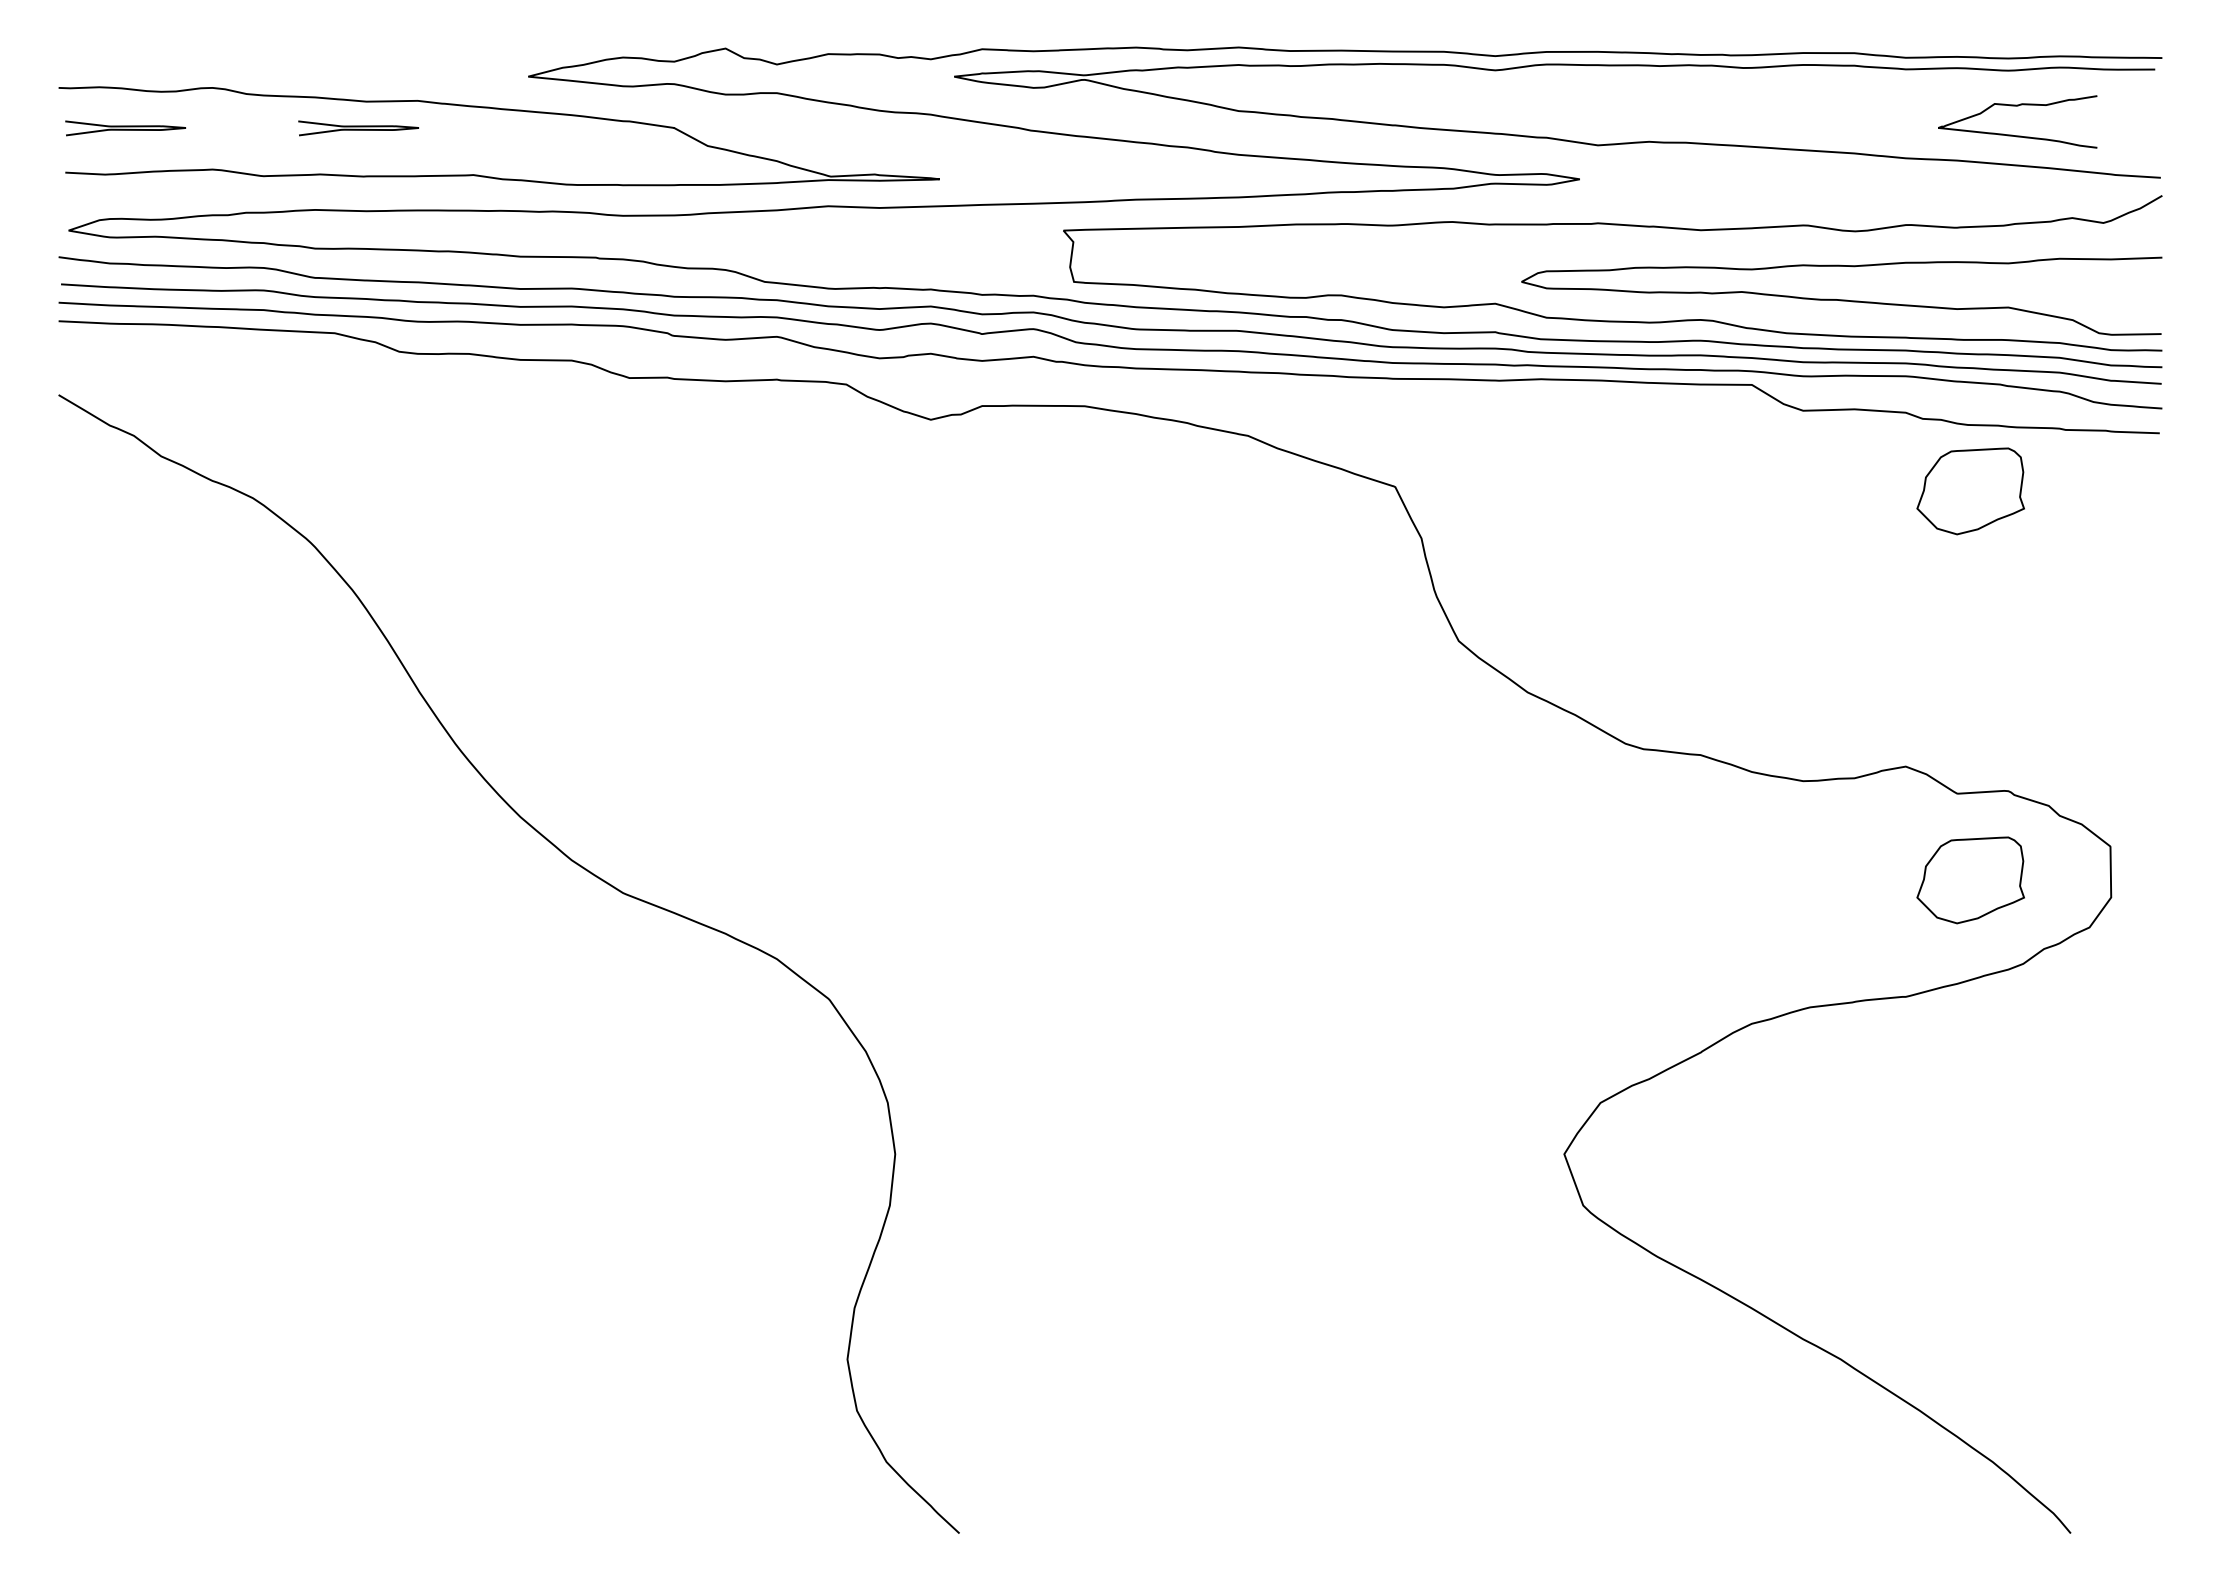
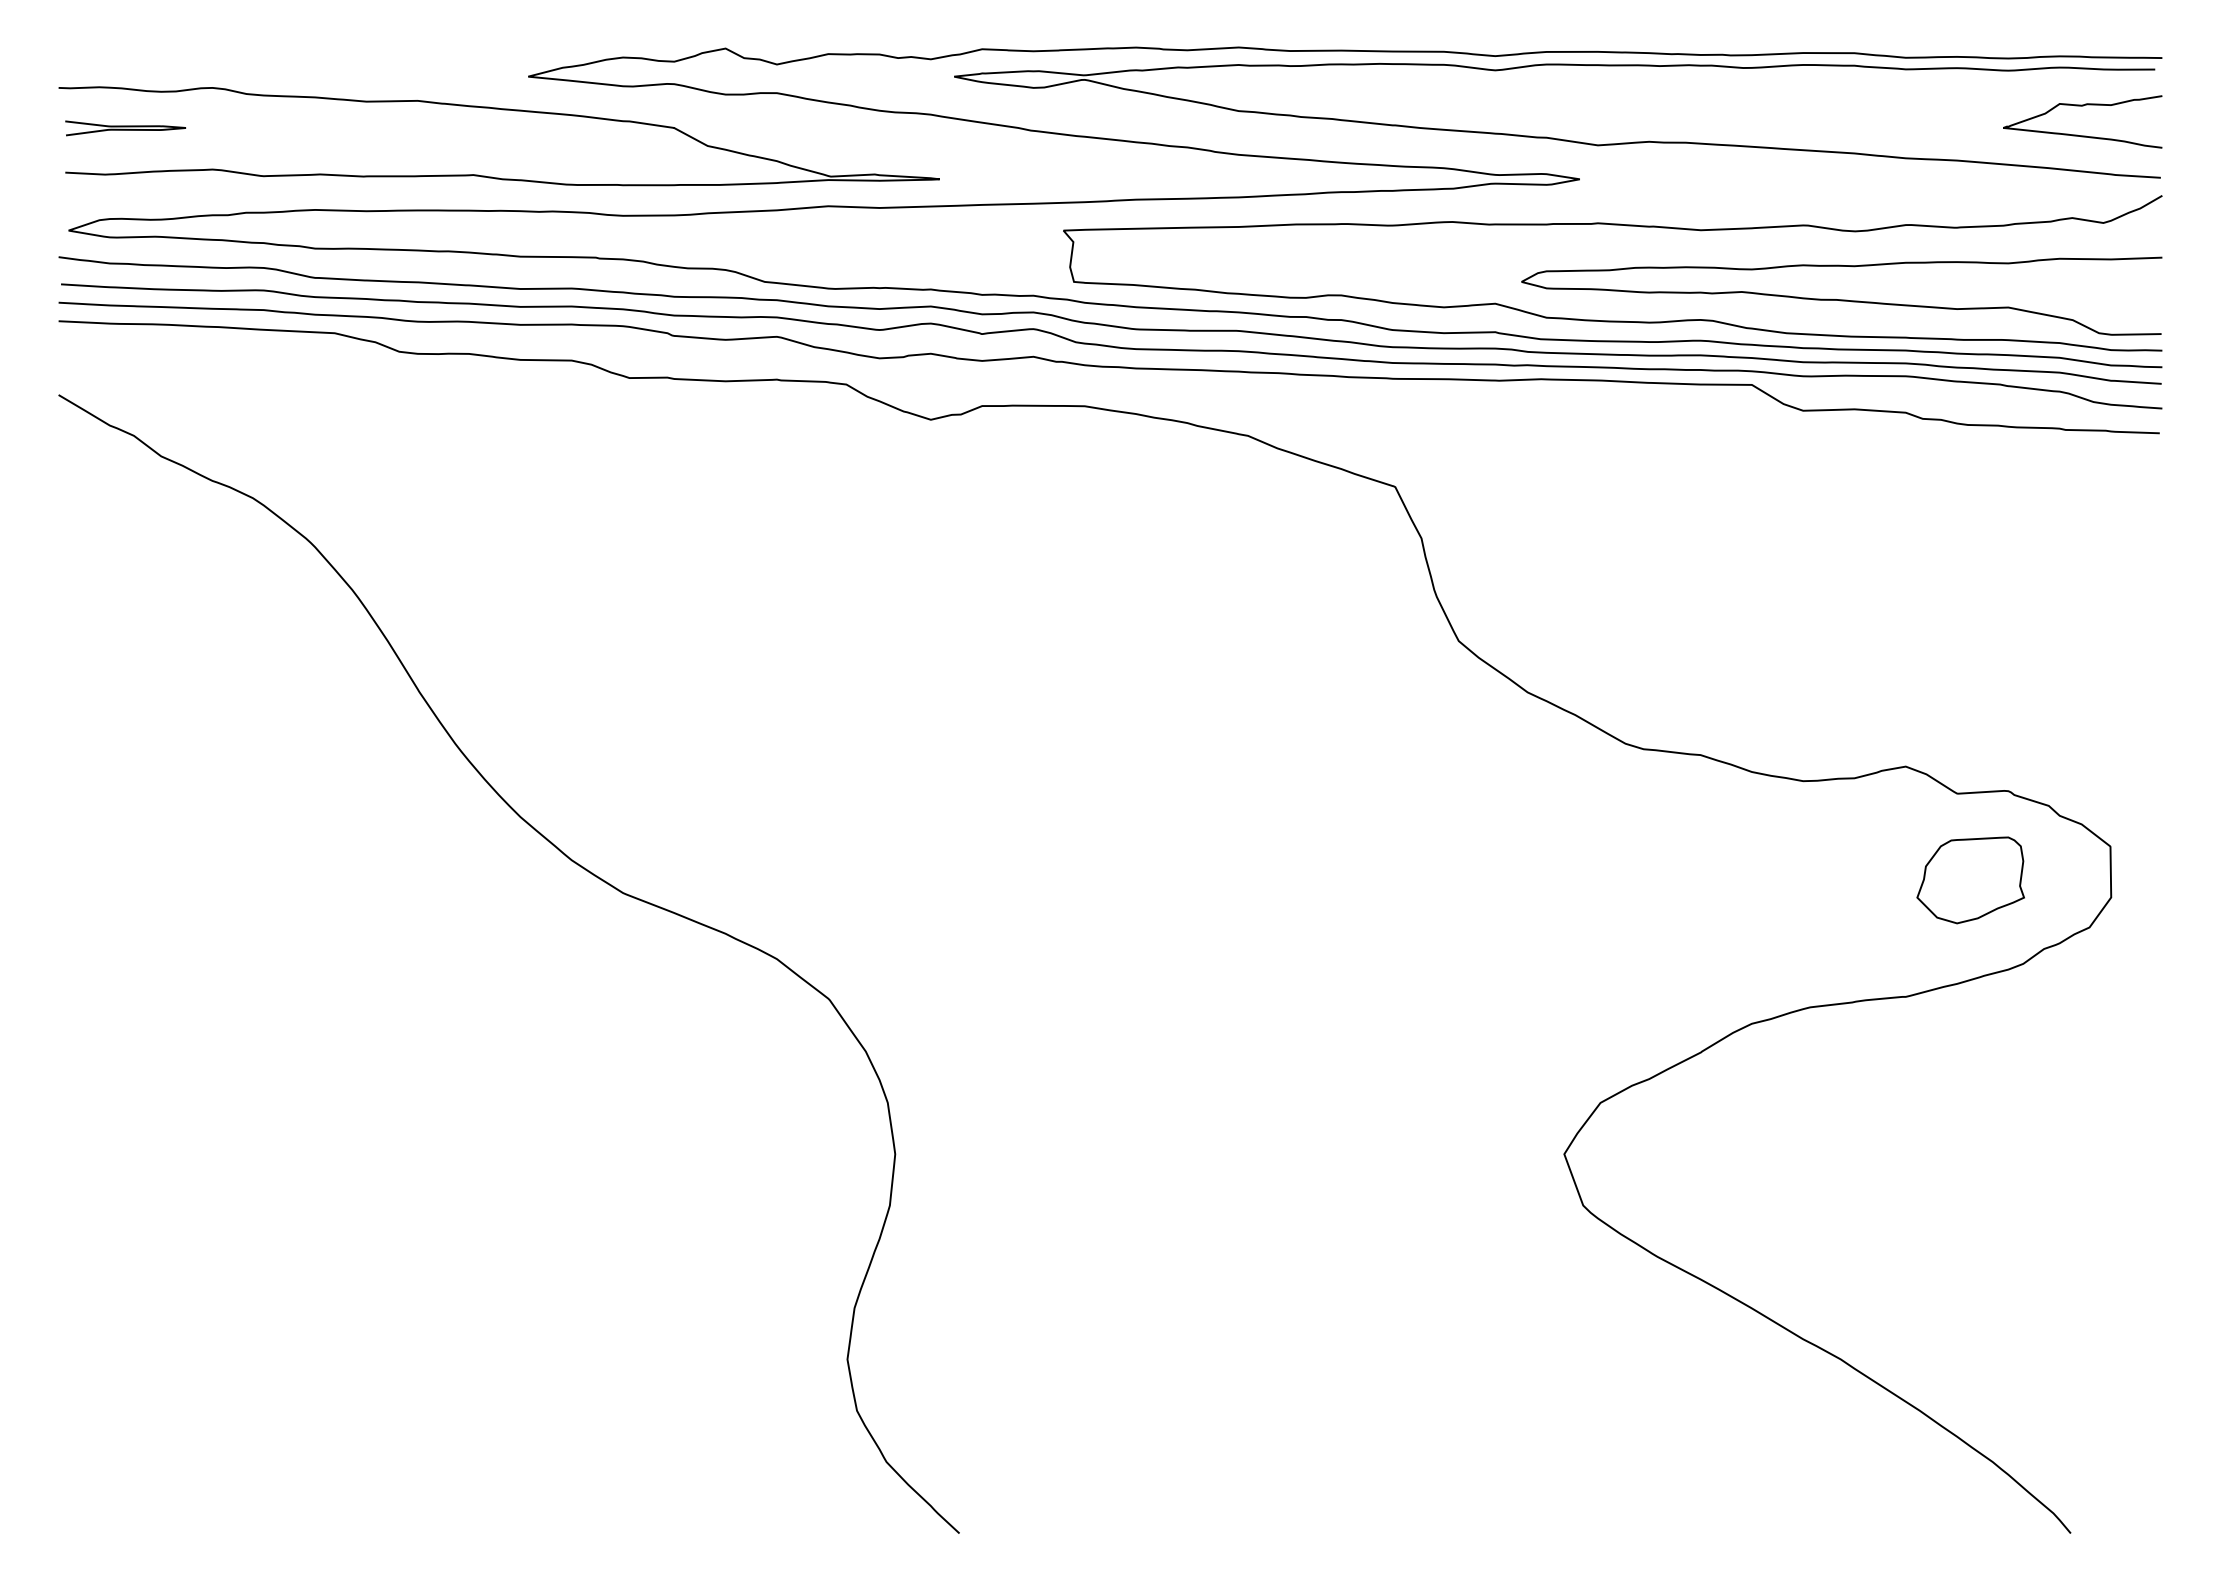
curve: present -> none (358, 128)
curve position: (2012, 134) -> (2077, 134) (2077, 134)
part: present -> none (1970, 491)
